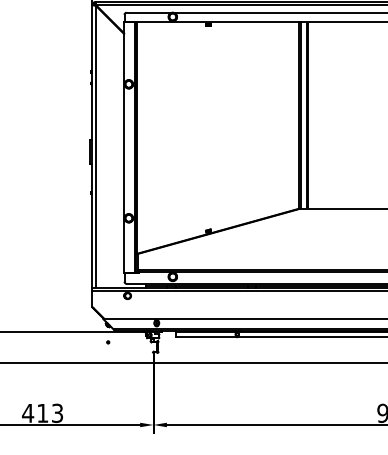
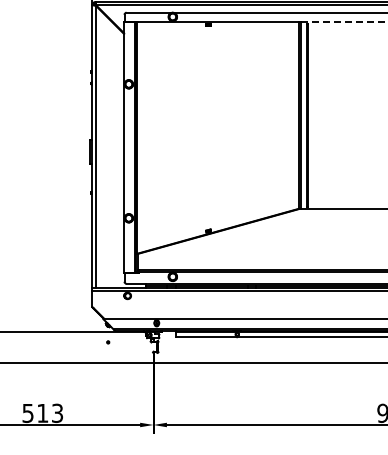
line: solid -> dashed (344, 22)
text: 413 -> 513 (28, 413)
